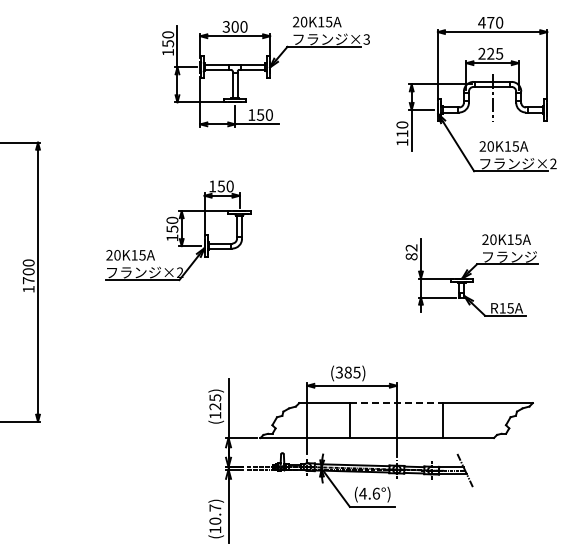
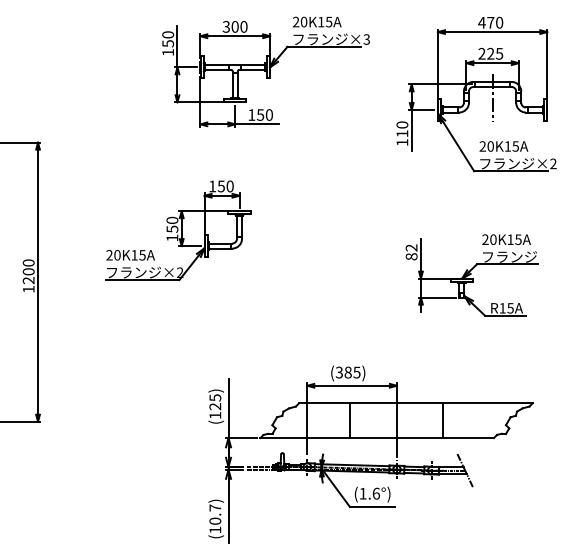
text: 1700 -> 1200 (28, 280)
line: dashed -> solid (397, 403)
text: (4.6°) -> (1.6°) (362, 493)
